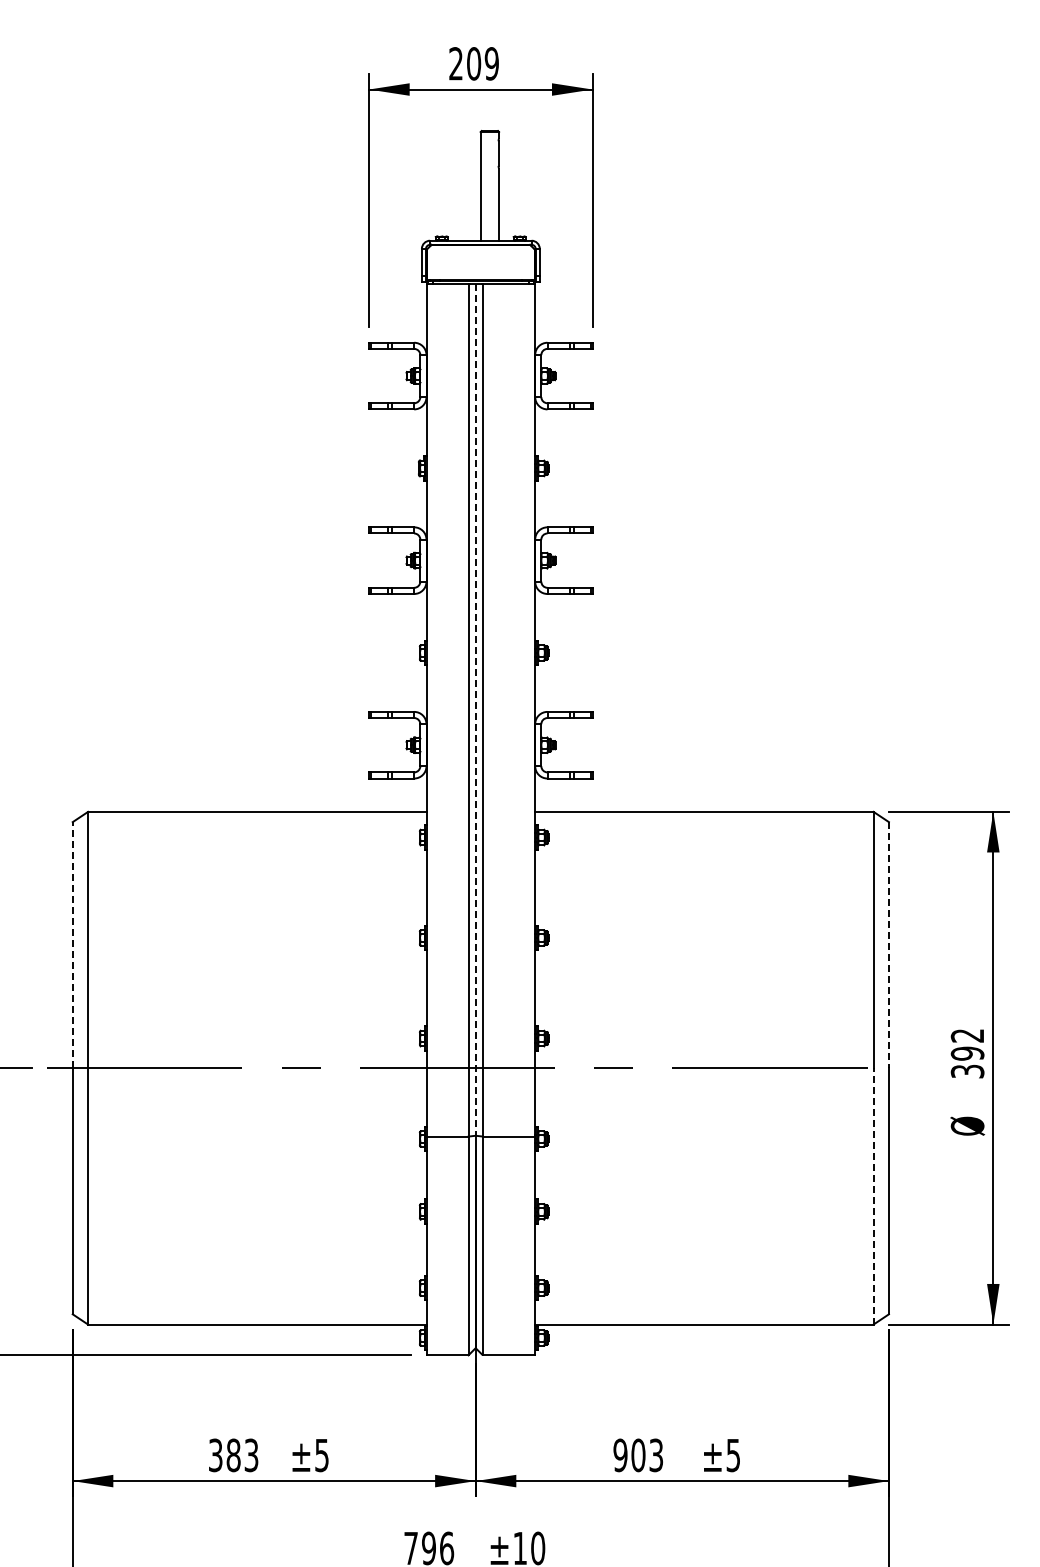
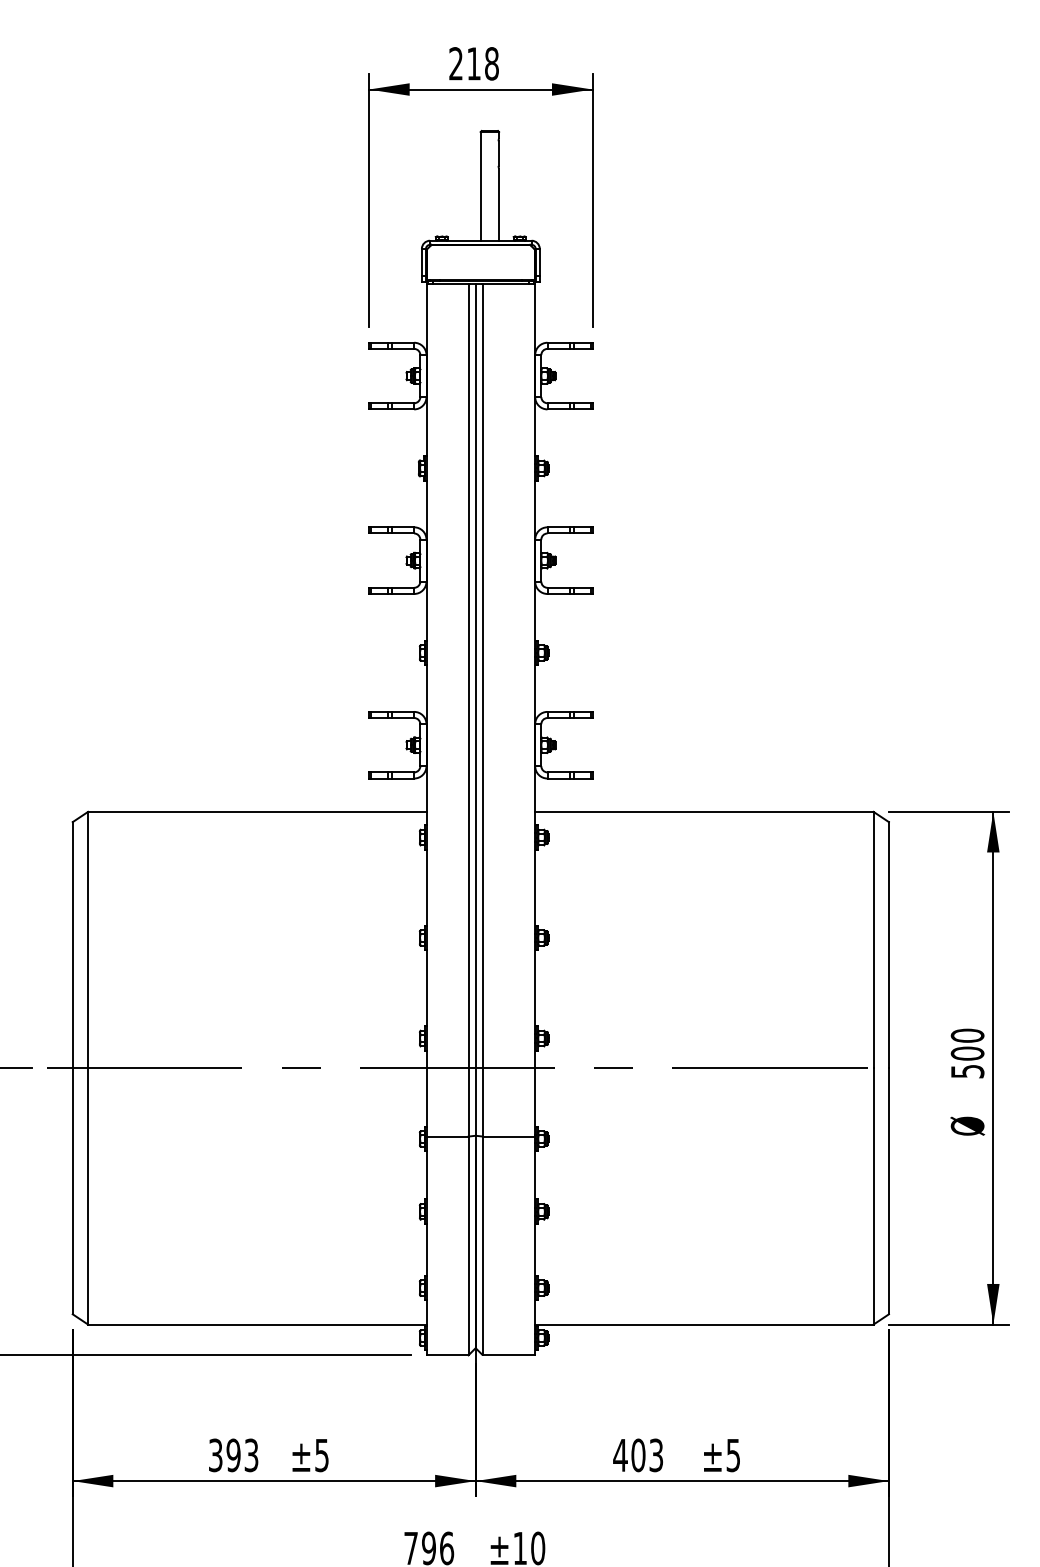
text: 209 -> 218 (482, 63)
line: dashed -> solid (475, 709)
line: dashed -> solid (72, 944)
line: dashed -> solid (888, 945)
text: 392 -> 500 (967, 1052)
line: dashed -> solid (873, 1195)
text: 383 -> 393 (233, 1455)
text: 903 -> 403 (620, 1455)
